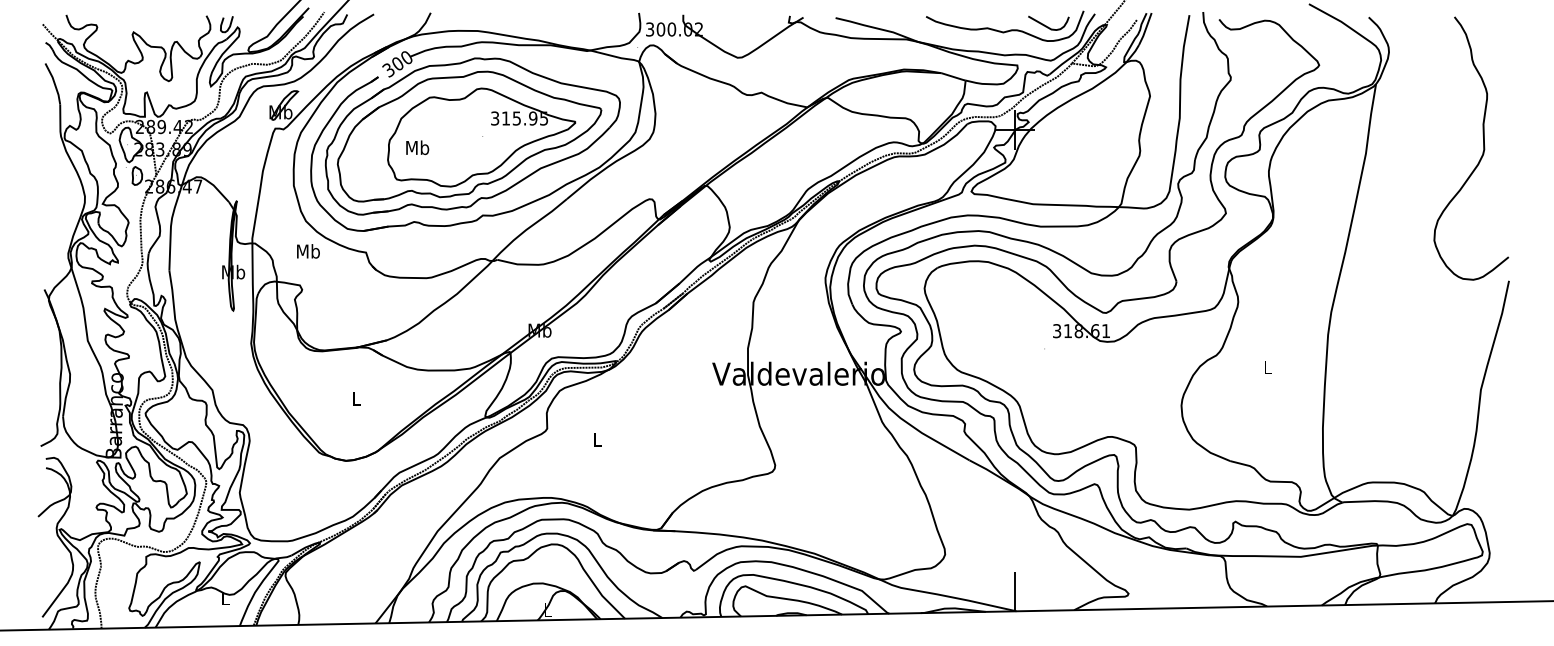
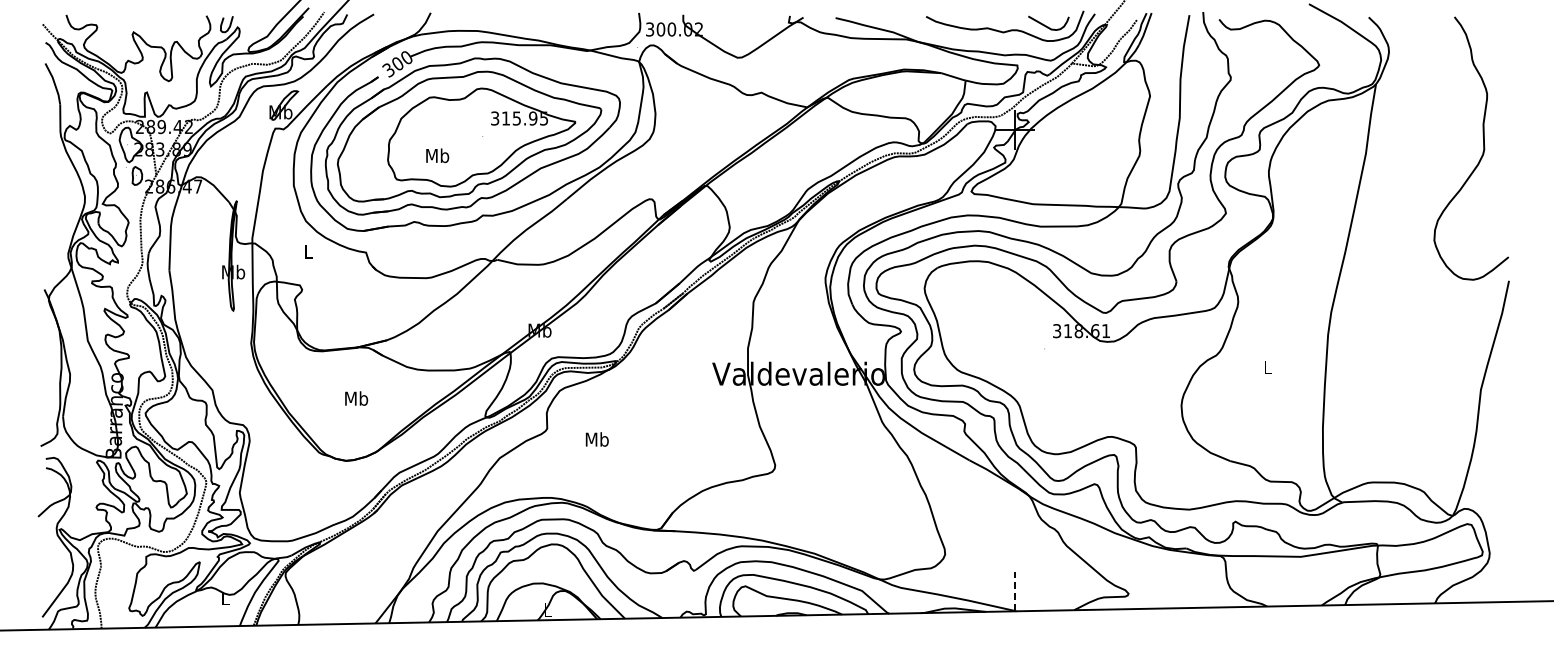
text position: (417, 147) -> (437, 155) (437, 155)
text: Mb -> L (308, 251)
text: L -> Mb (356, 398)
text: L -> Mb (596, 439)
line: solid -> dashed (1015, 591)
